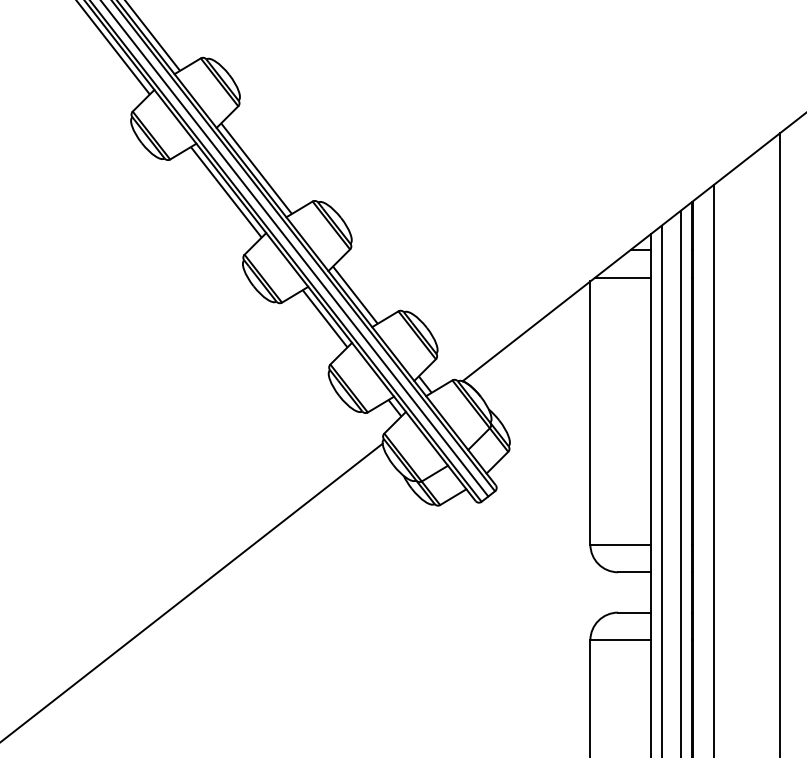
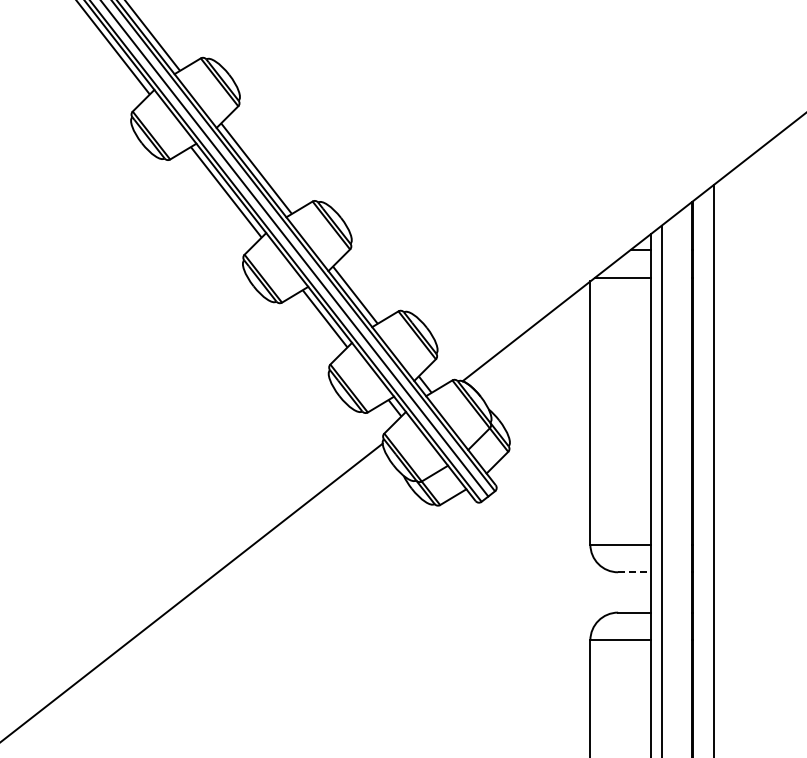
line: present -> none (780, 443)
line: present -> none (680, 482)
line: solid -> dashed (635, 572)
